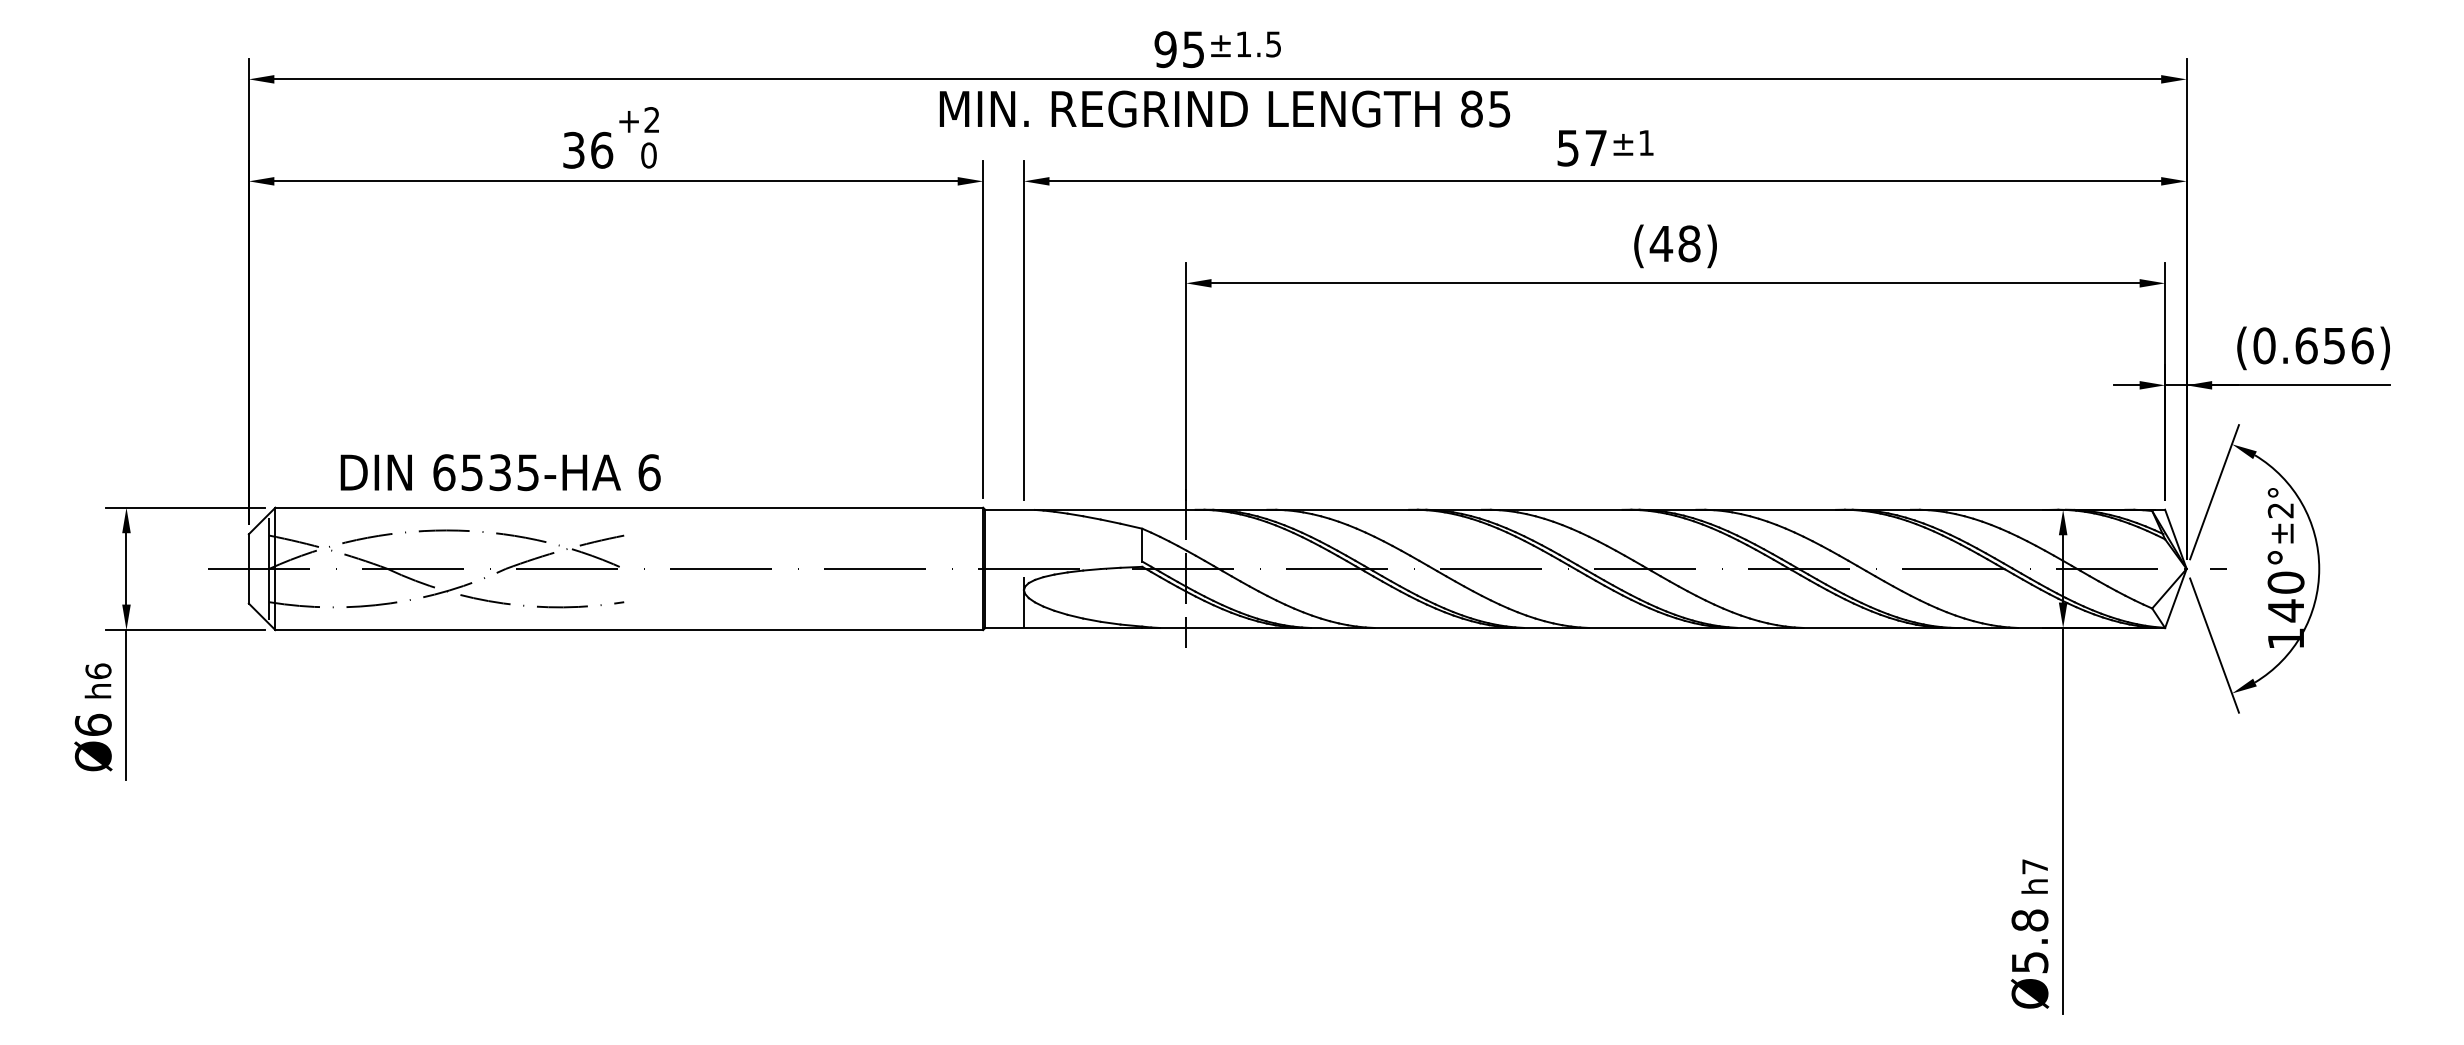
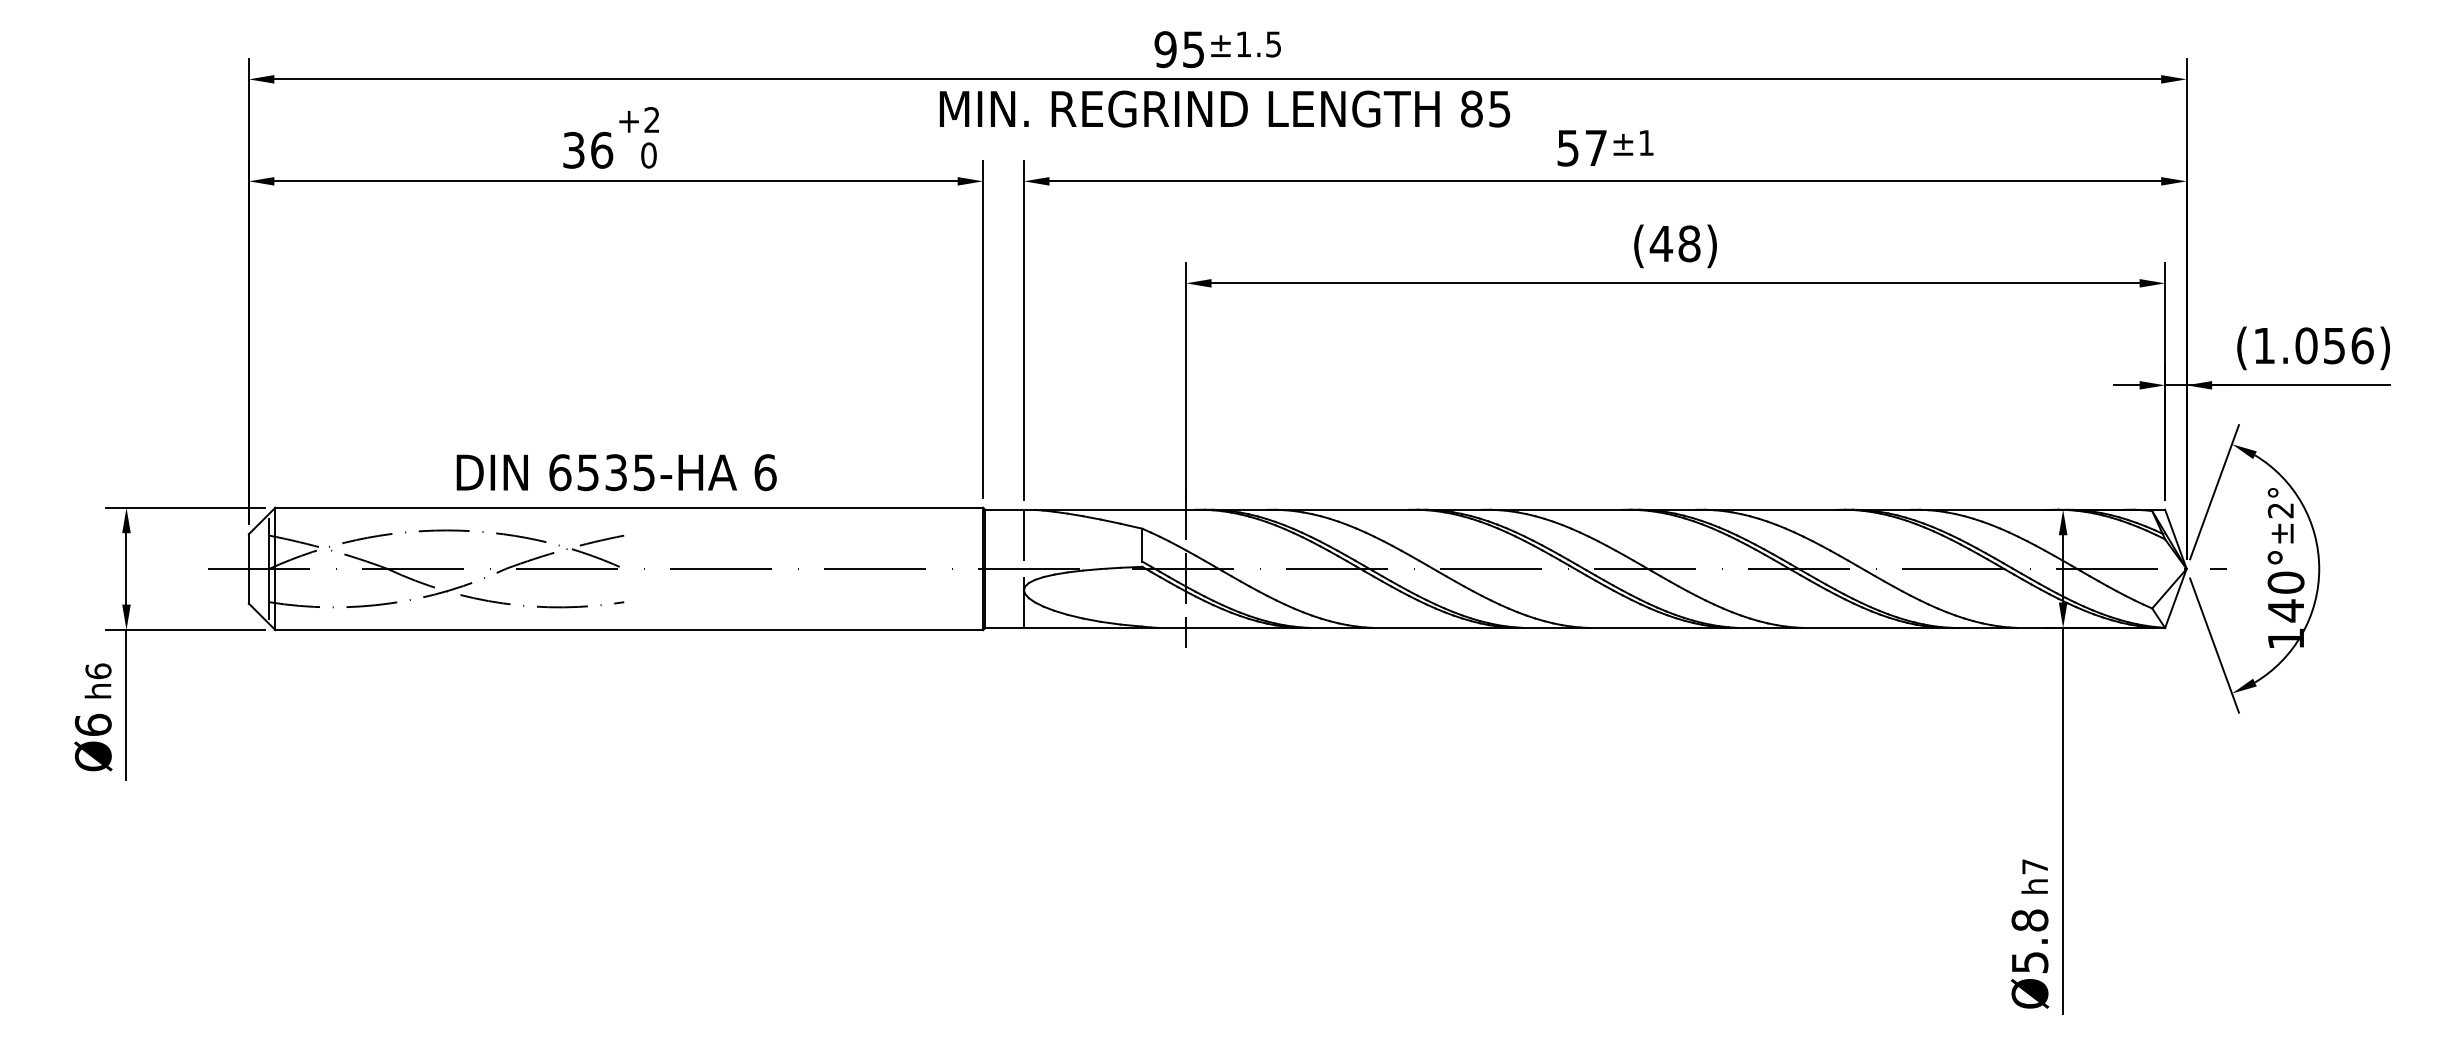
text: (0.656) -> (1.056) (2285, 345)
text position: (500, 472) -> (616, 472) (616, 472)
line: none -> present (1023, 538)
